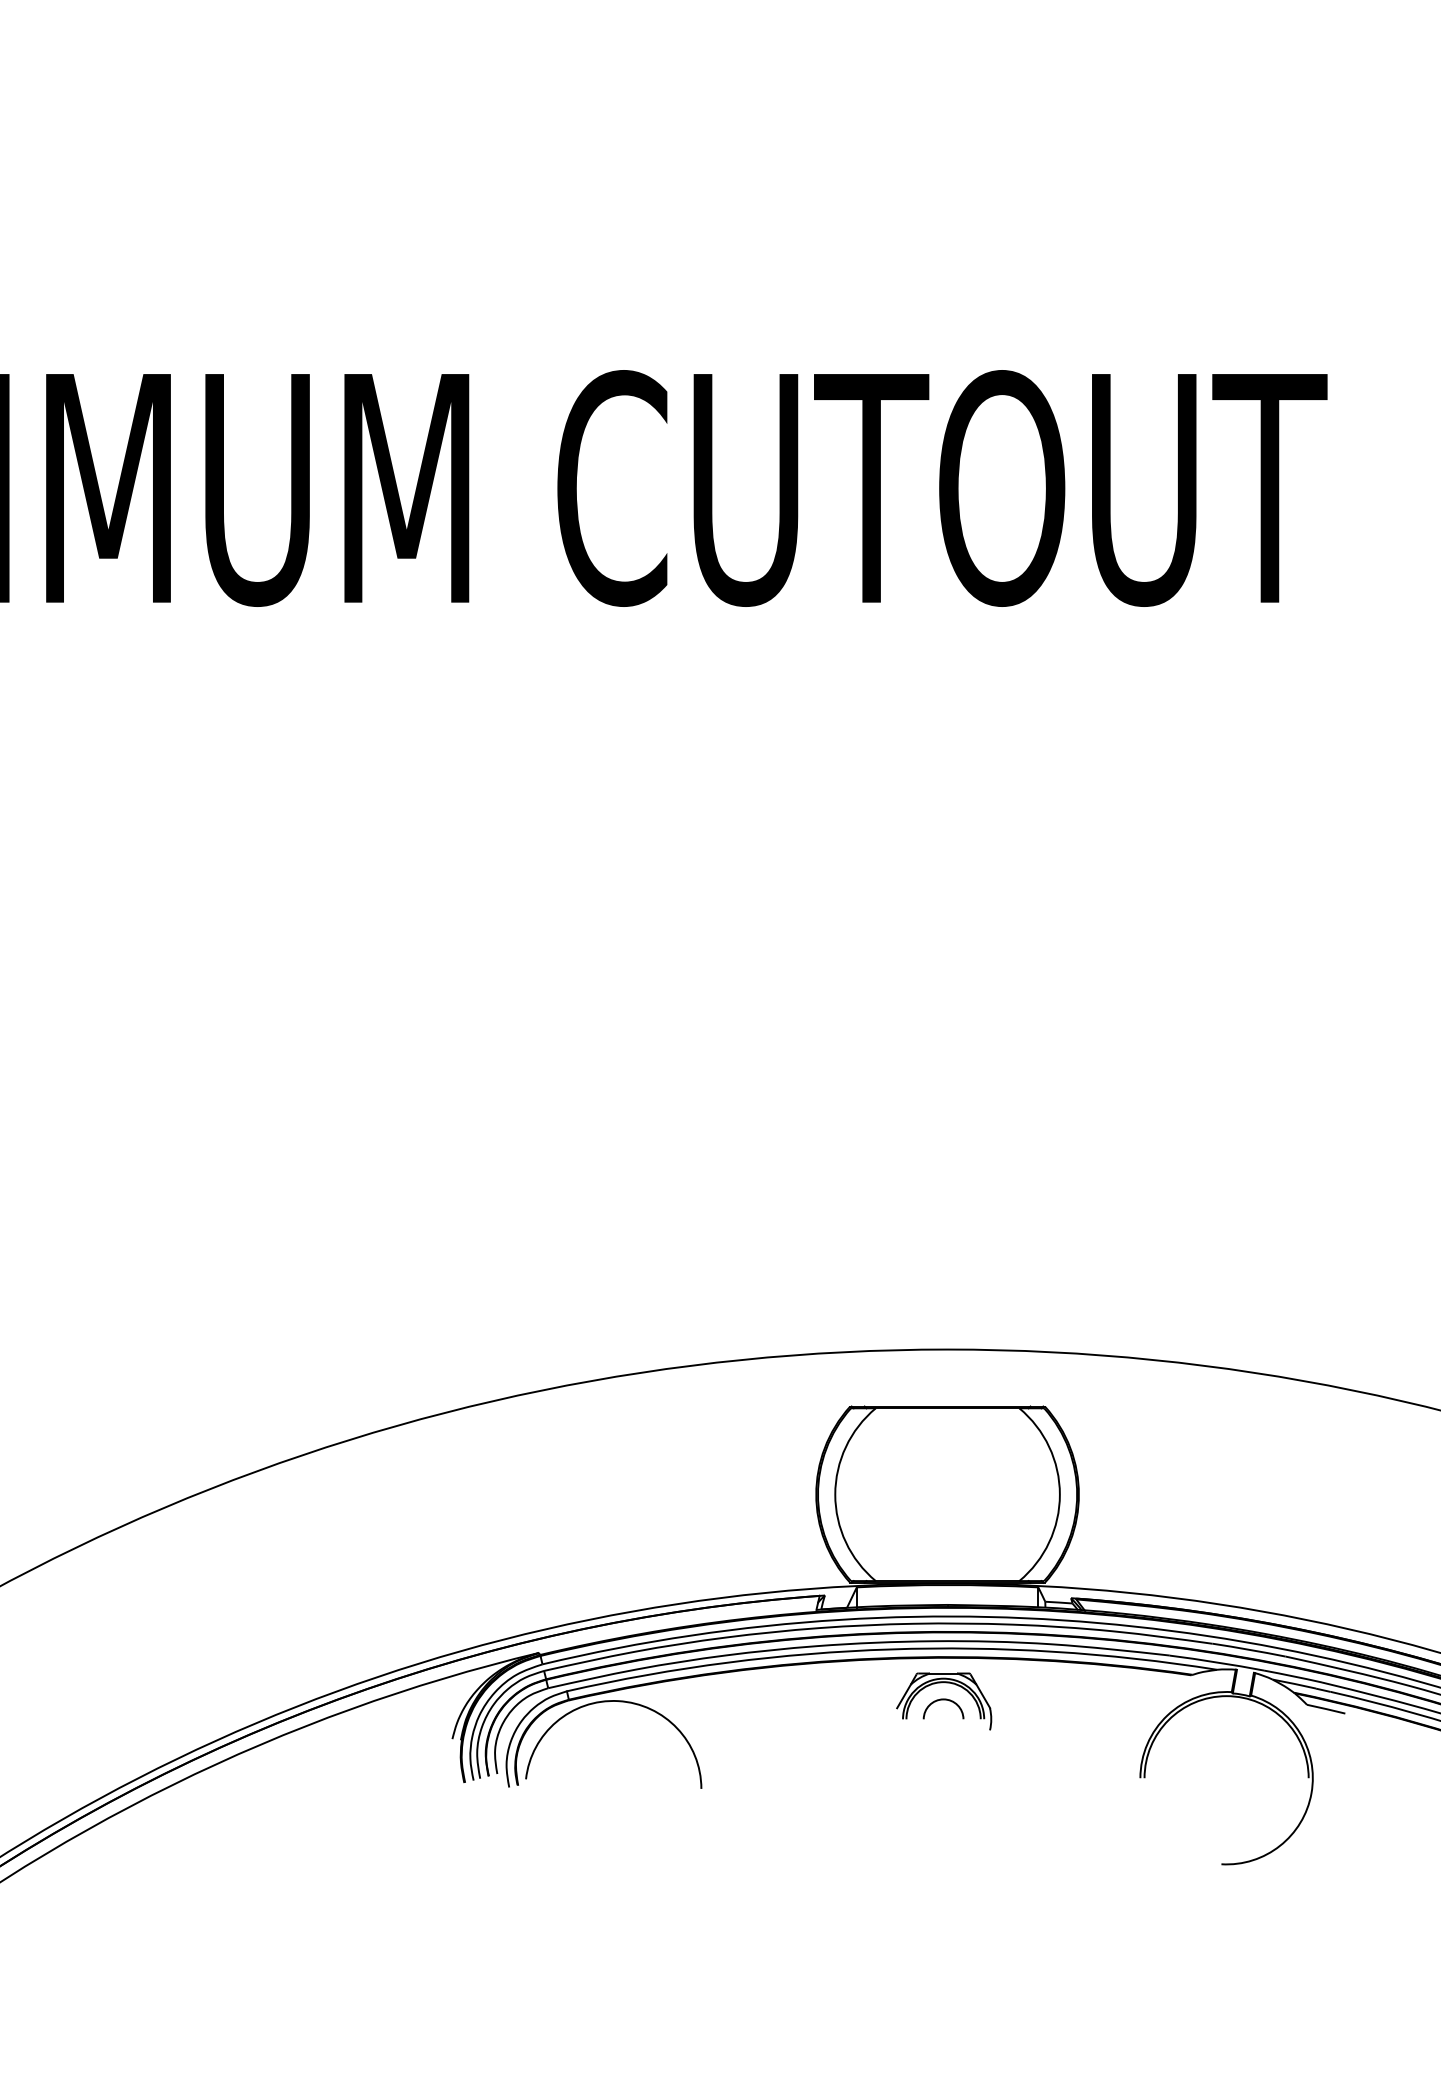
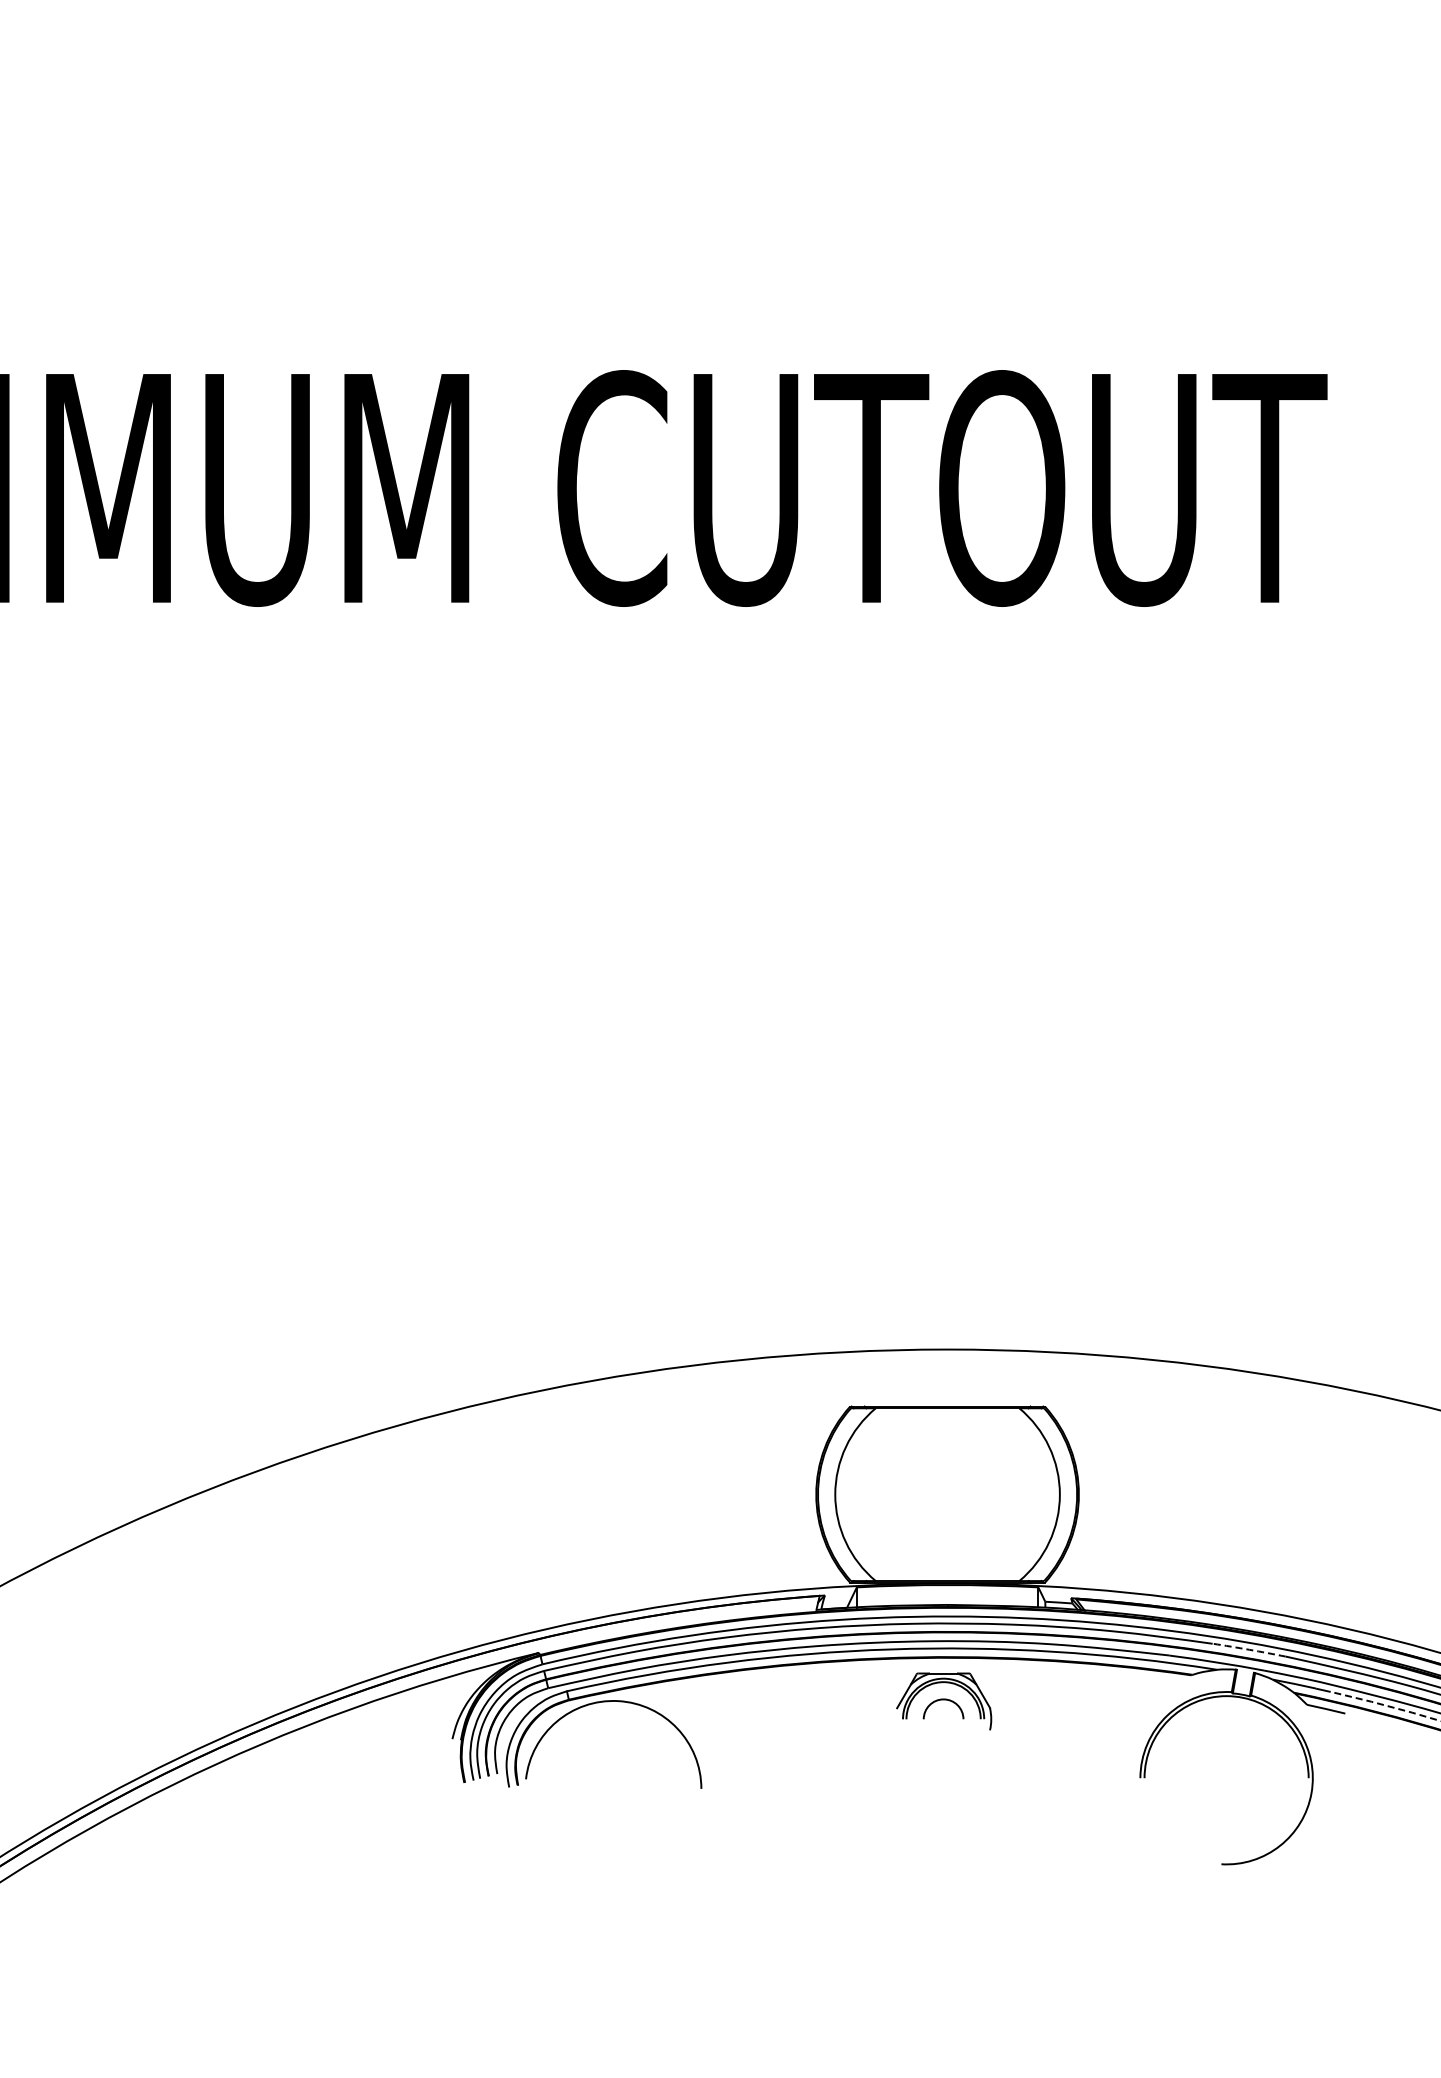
arc: solid -> dashed (1249, 1649)
arc: solid -> dashed (1385, 1705)
